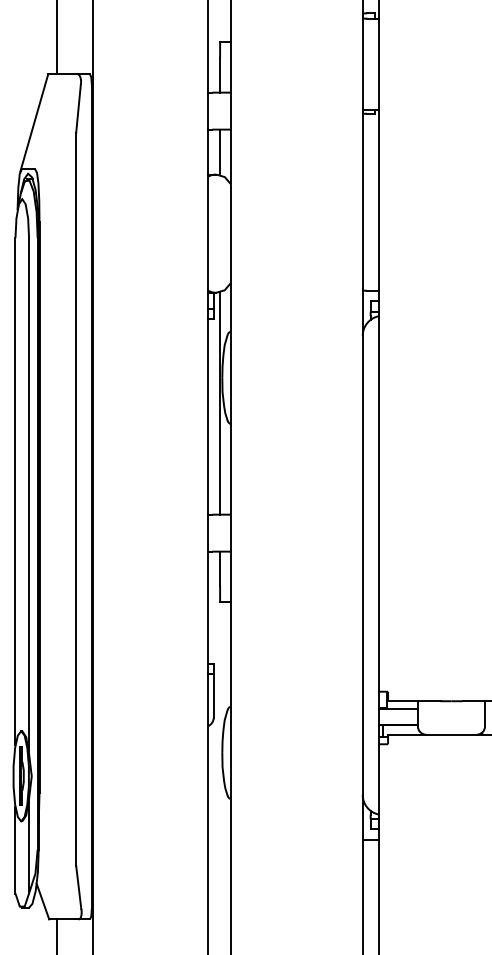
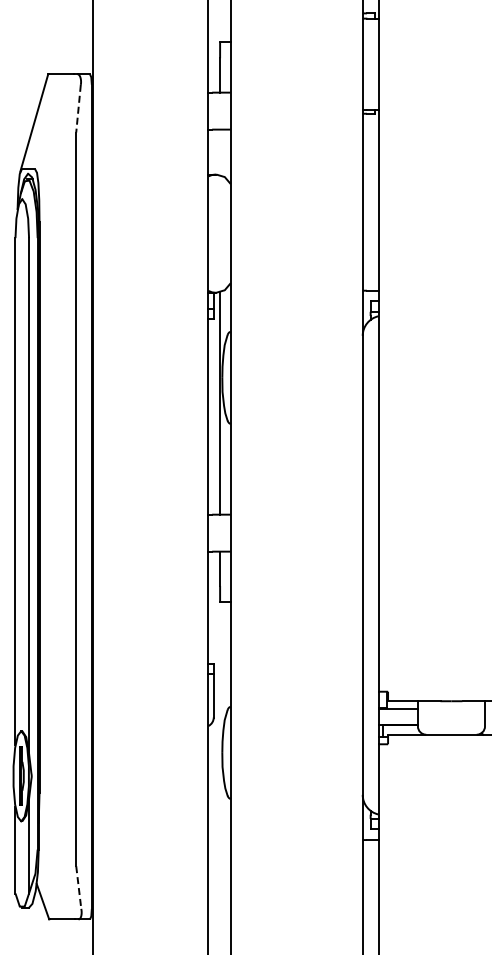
line: present -> none (57, 38)
line: solid -> dashed (78, 108)
line: present -> none (220, 151)
line: solid -> dashed (78, 888)
line: present -> none (57, 935)
